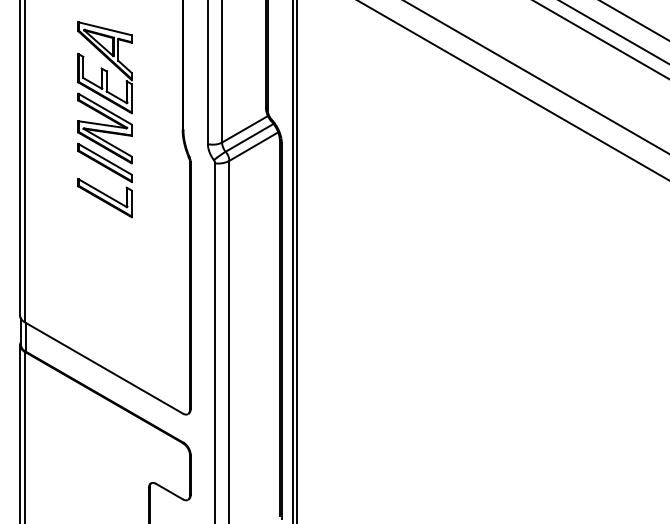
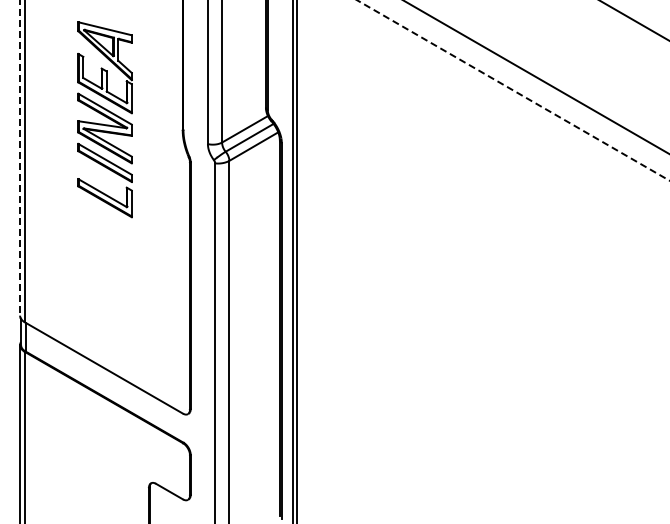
line: present -> none (614, 32)
line: present -> none (600, 39)
line: solid -> dashed (513, 90)
line: solid -> dashed (20, 158)
